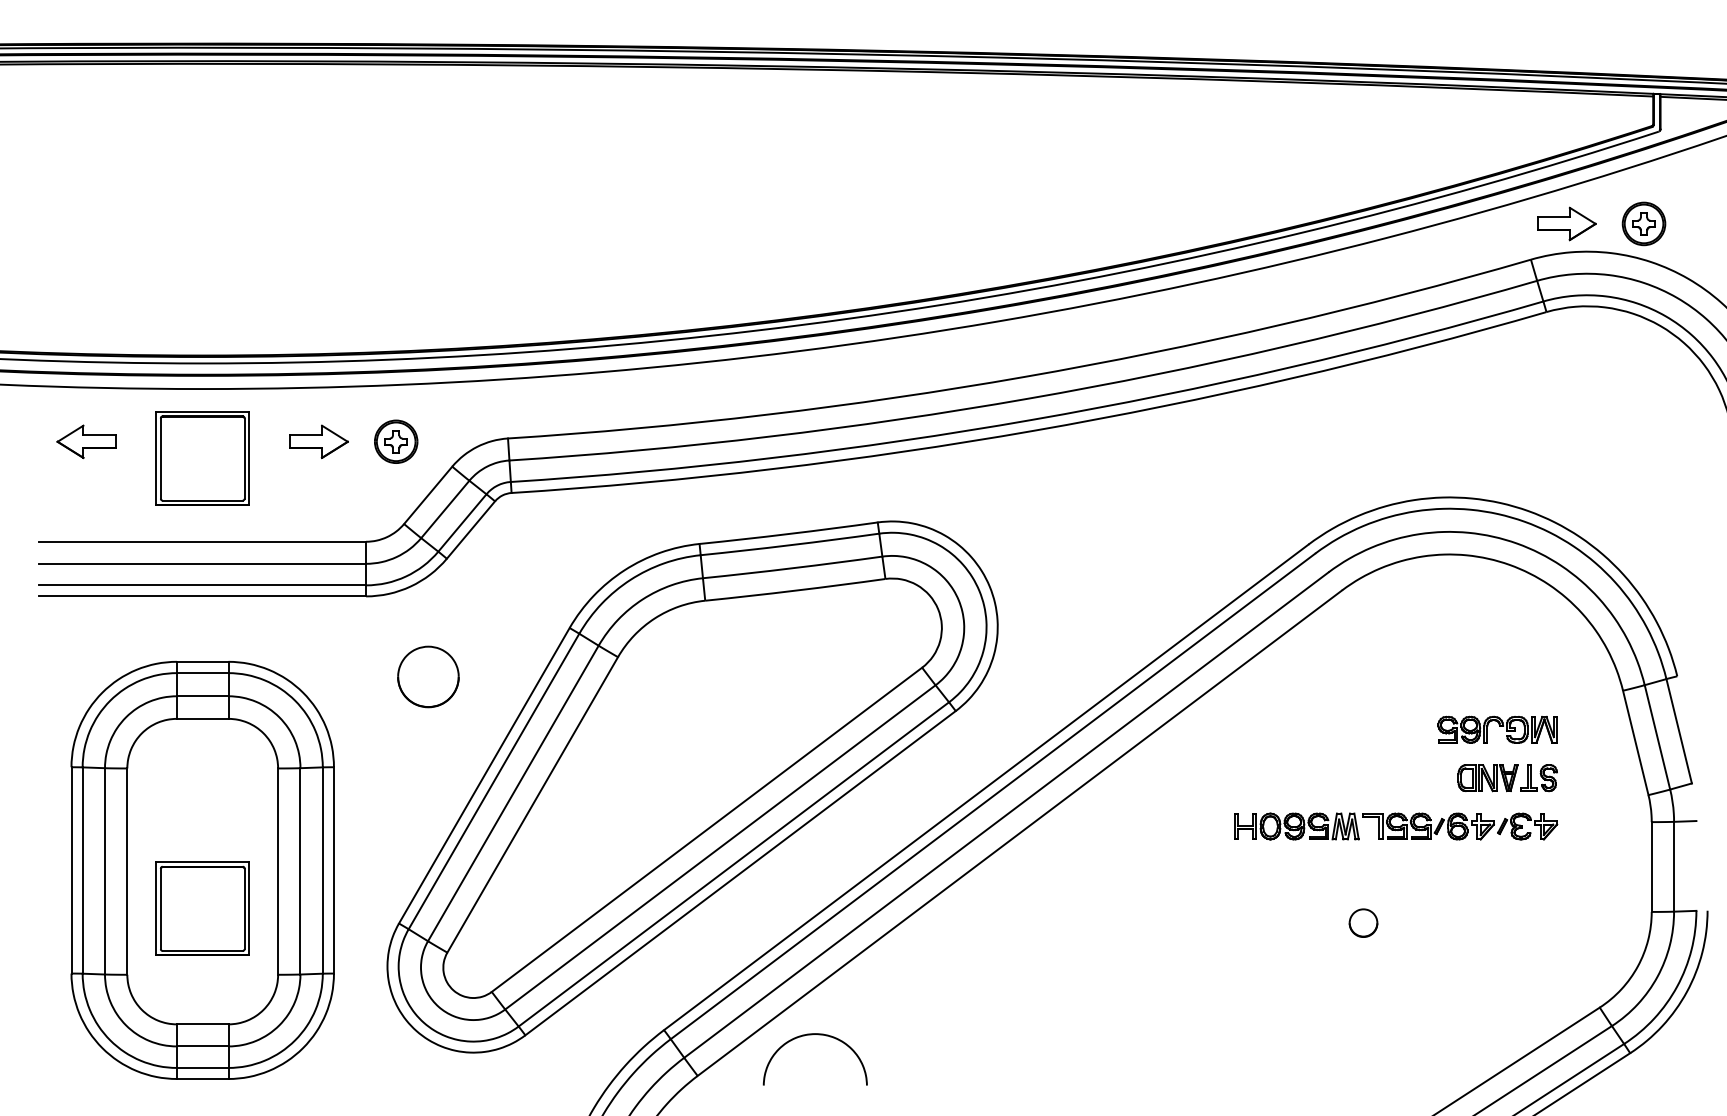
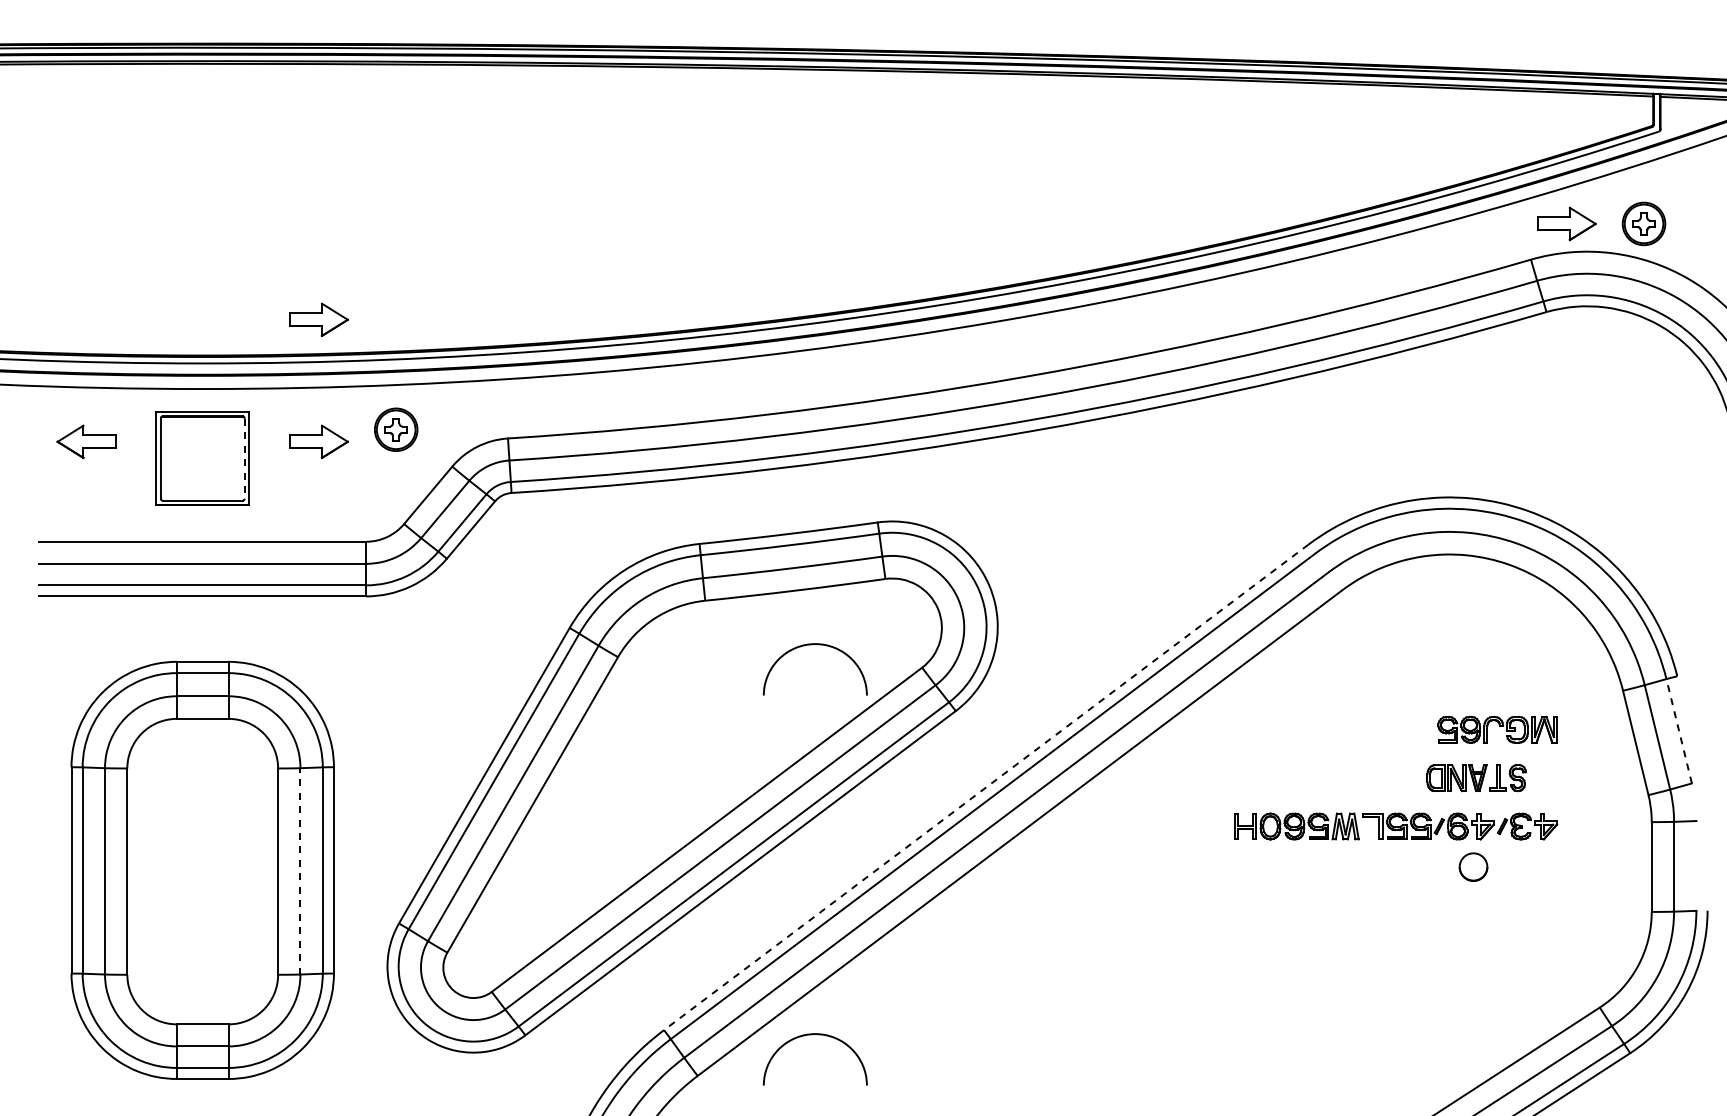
part: none -> present (318, 319)
part position: (396, 441) -> (396, 429) (396, 429)
line: solid -> dashed (244, 458)
curve: none -> present (812, 645)
part: present -> none (428, 676)
line: solid -> dashed (1679, 731)
part position: (1507, 778) -> (1476, 778) (1476, 778)
line: solid -> dashed (985, 787)
line: solid -> dashed (300, 870)
part: present -> none (202, 908)
part position: (1363, 922) -> (1473, 866) (1473, 866)
